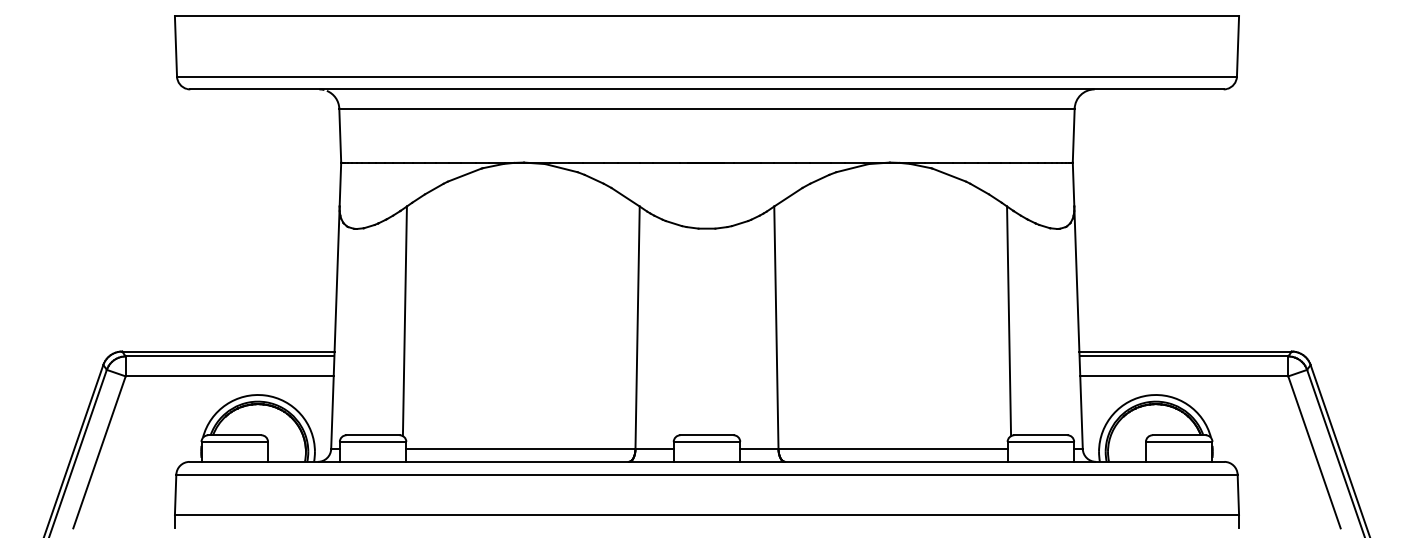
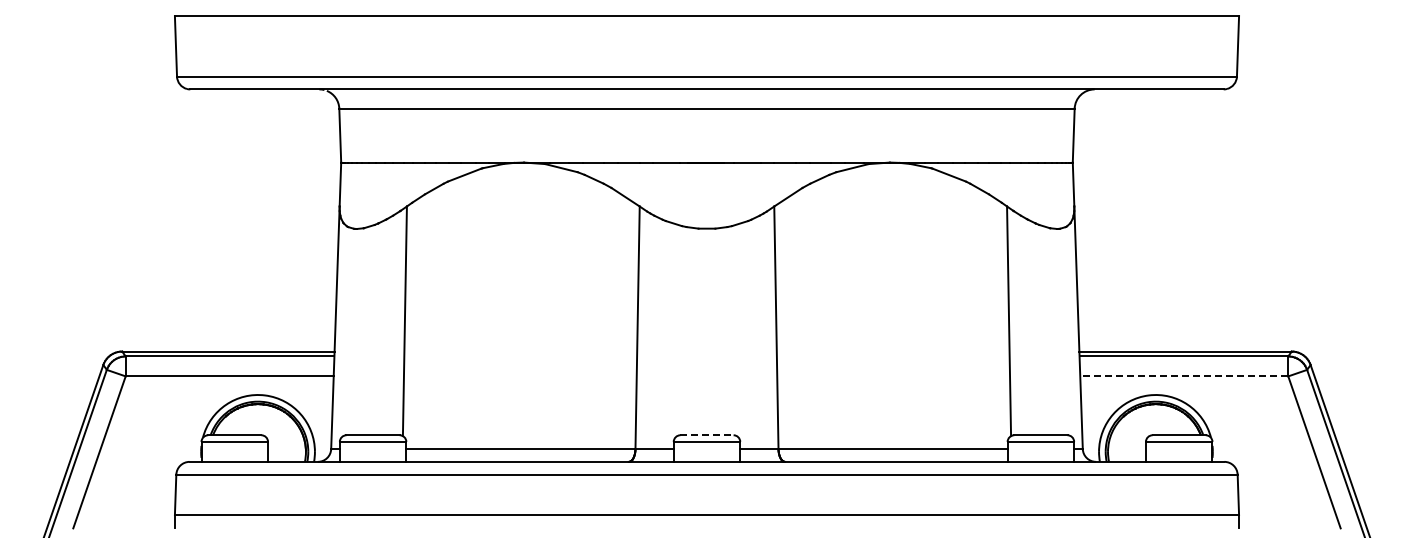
line: solid -> dashed (1183, 376)
line: solid -> dashed (706, 435)
